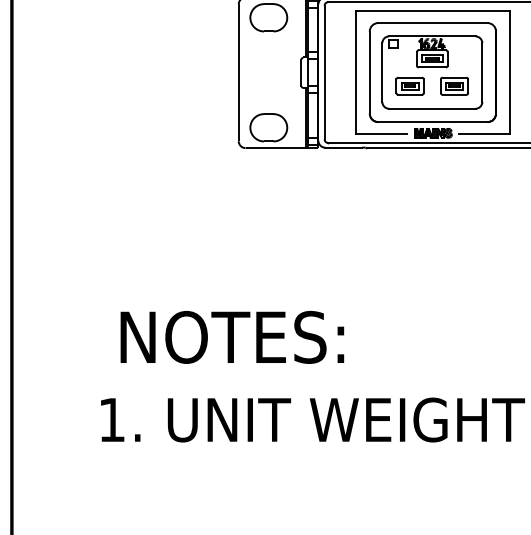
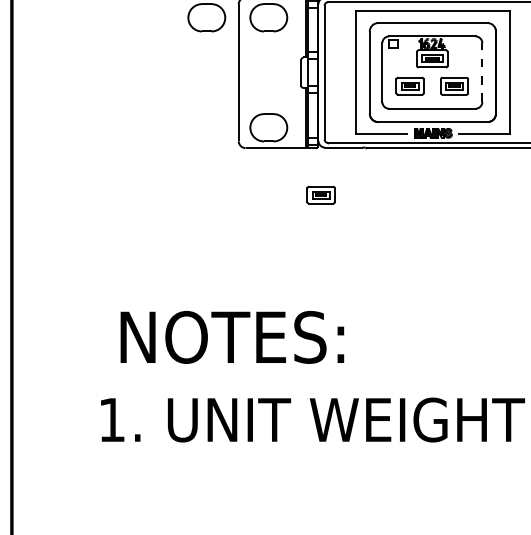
part: none -> present (206, 17)
line: solid -> dashed (482, 72)
part: none -> present (320, 194)
